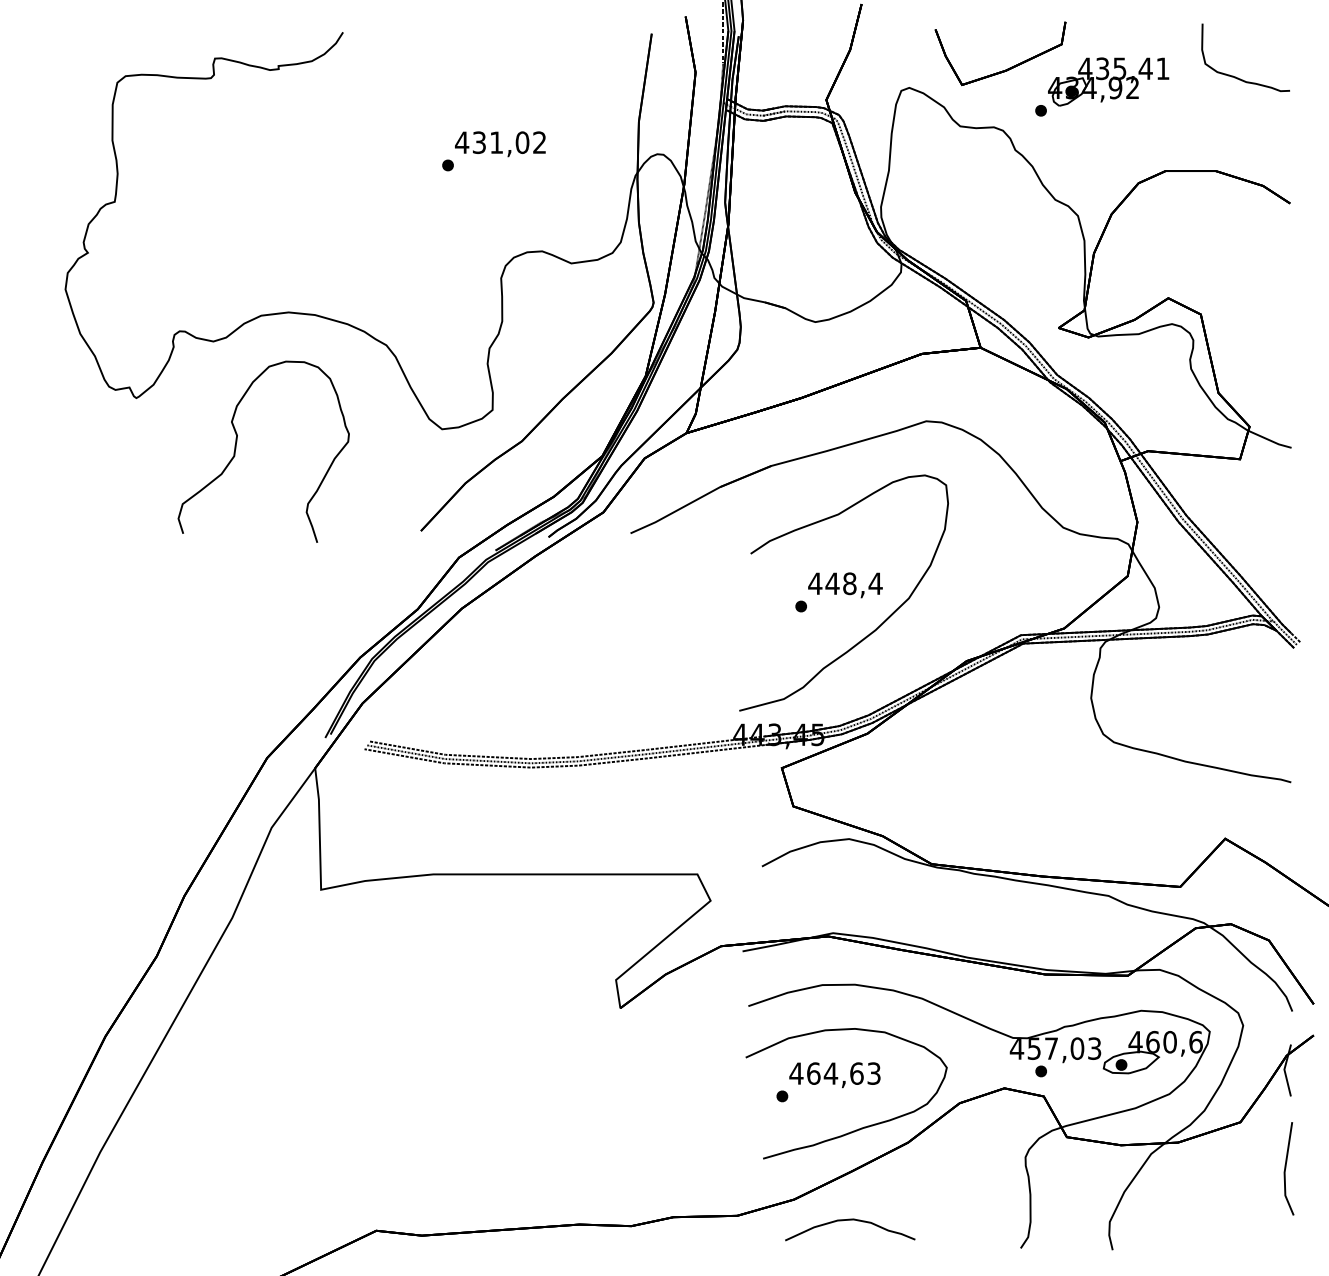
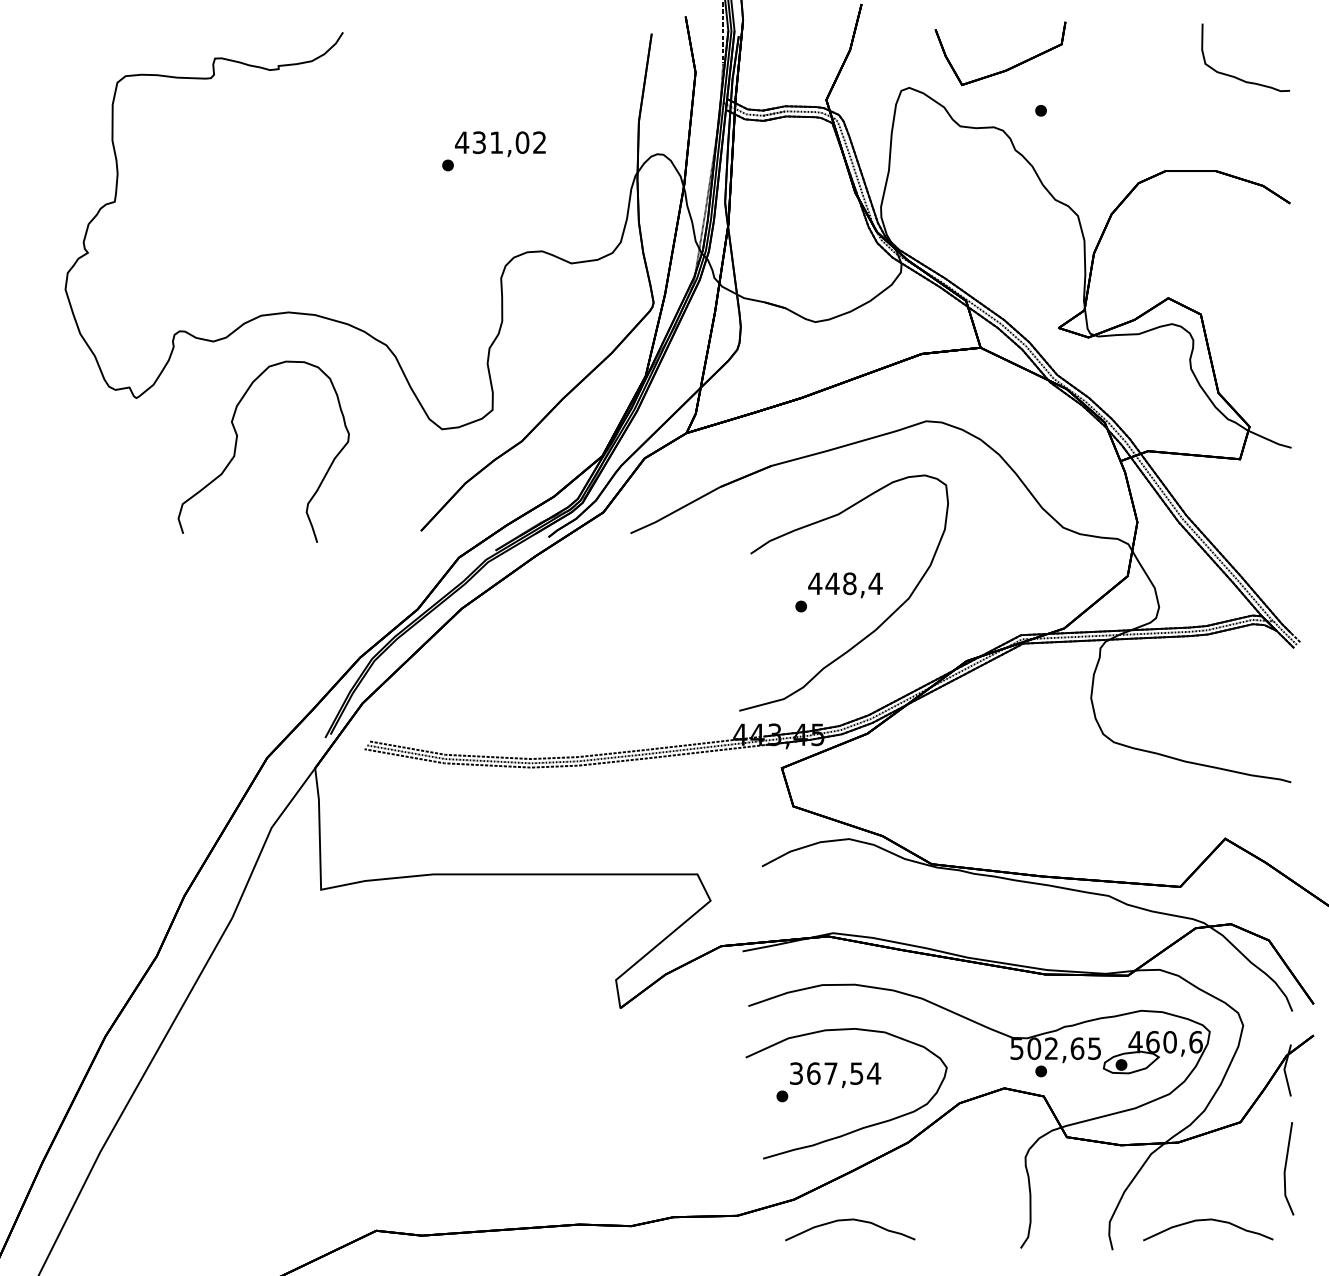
part: present -> none (1108, 81)
text: 457,03 -> 502,65 (1055, 1048)
text: 464,63 -> 367,54 (835, 1073)
curve: none -> present (1208, 1220)
